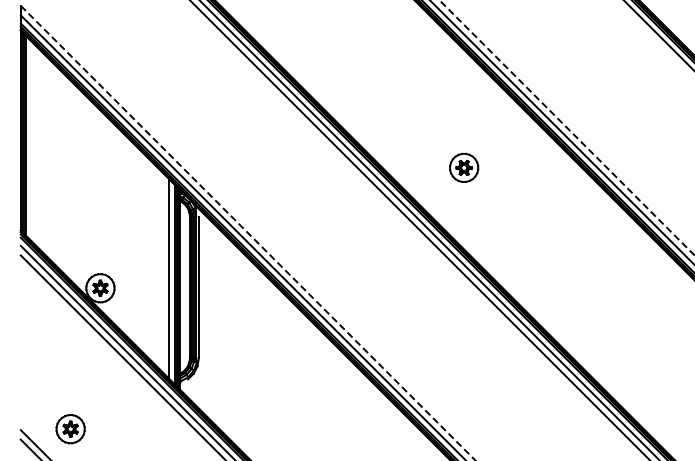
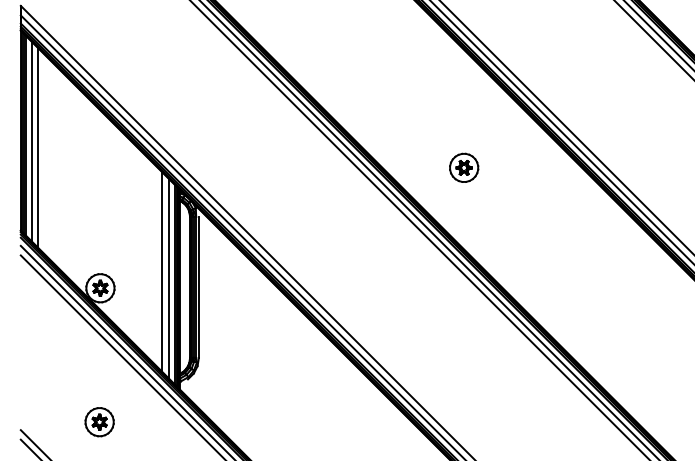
line: none -> present (653, 40)
line: dashed -> solid (567, 128)
line: none -> present (31, 141)
line: none -> present (38, 148)
line: dashed -> solid (248, 233)
line: none -> present (162, 271)
part position: (70, 429) -> (99, 422) (99, 422)
